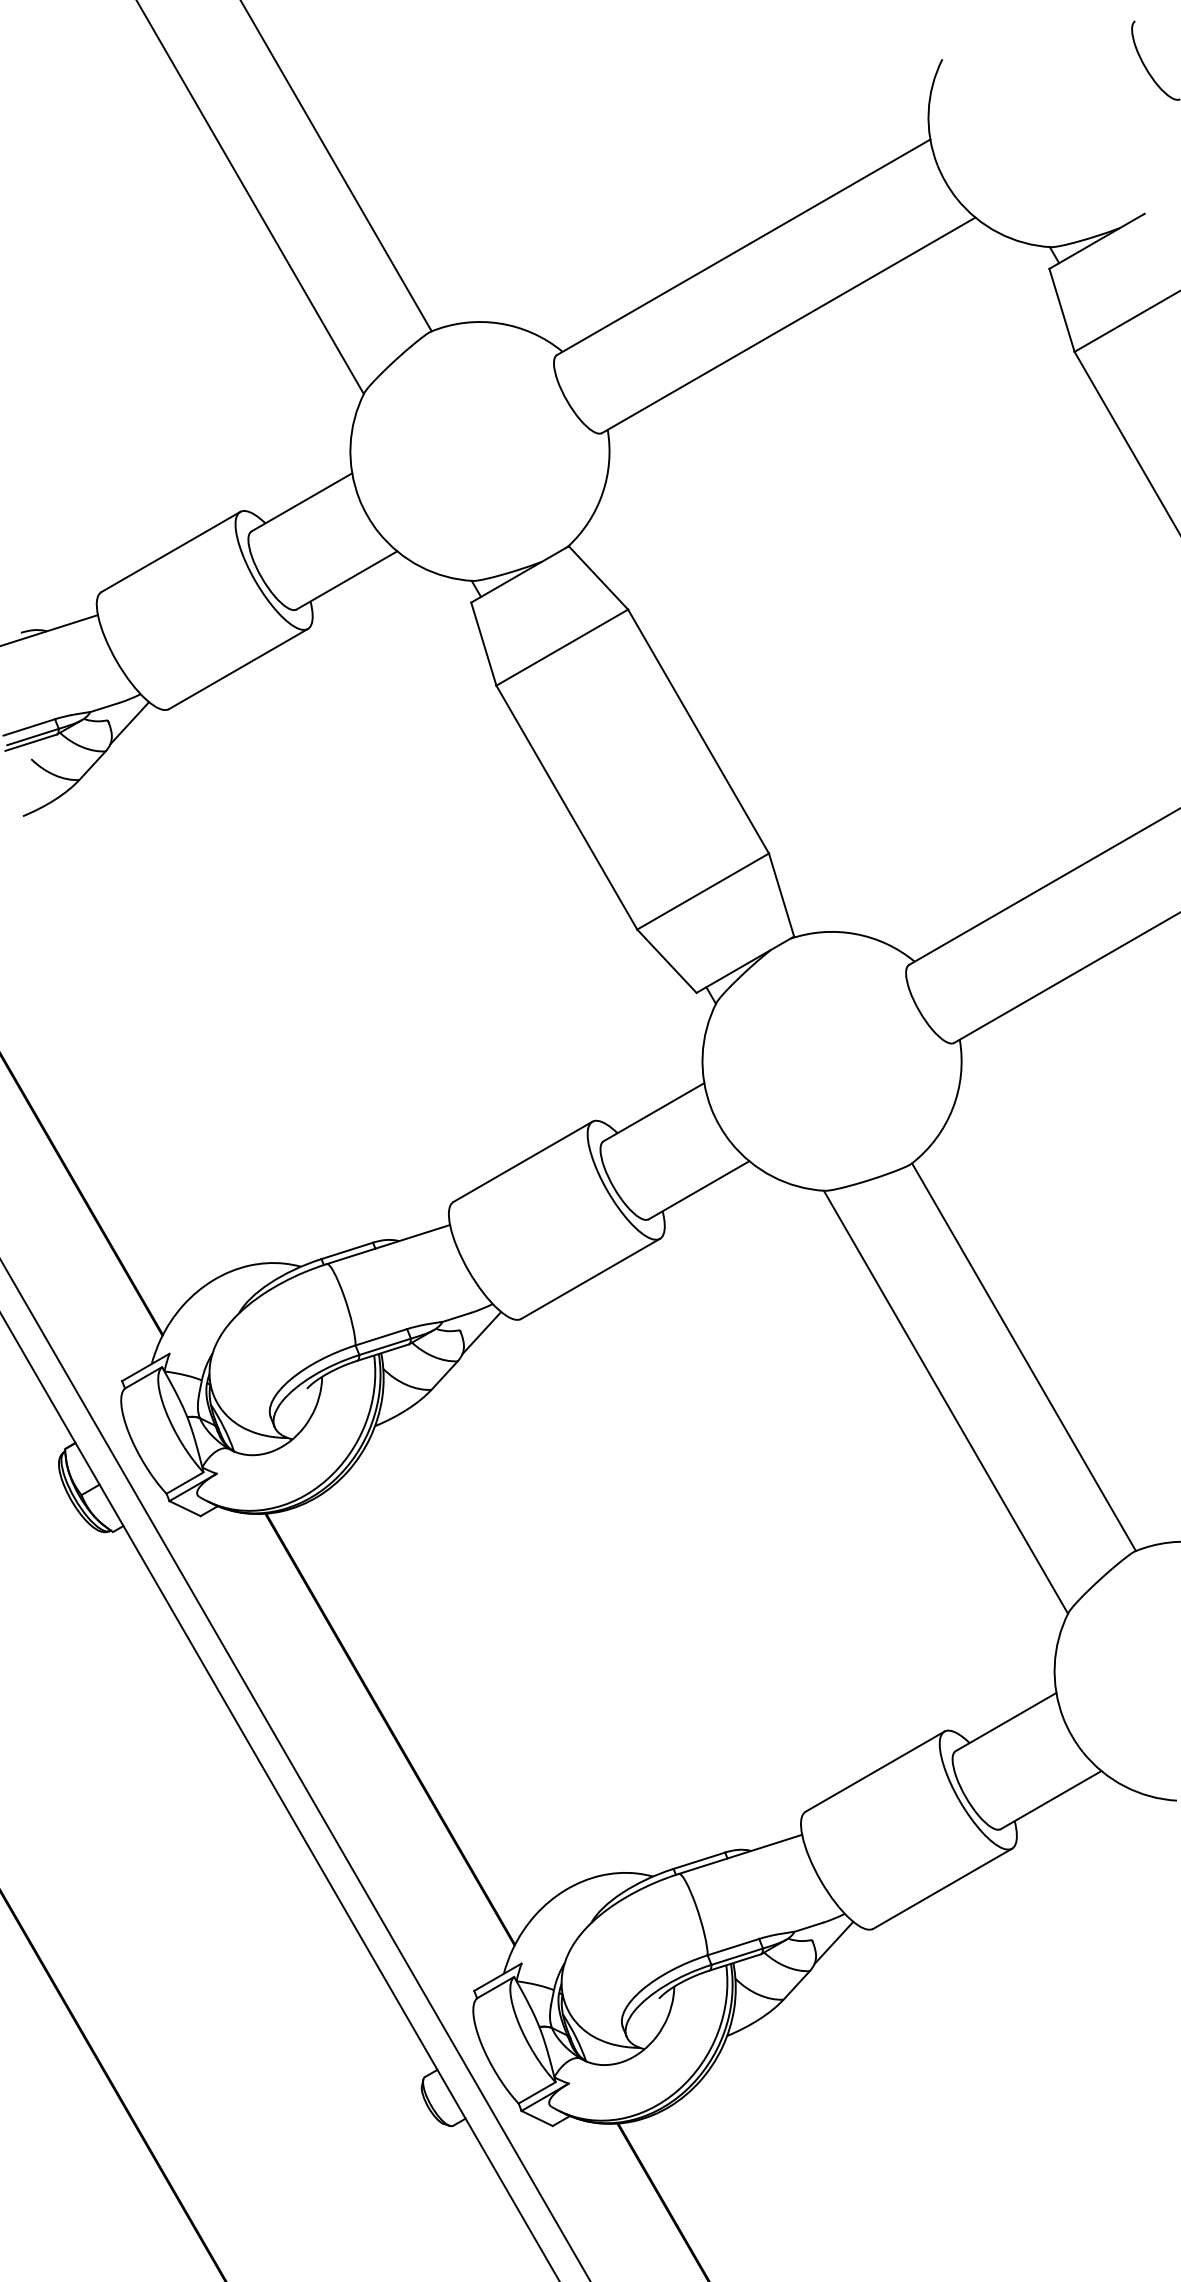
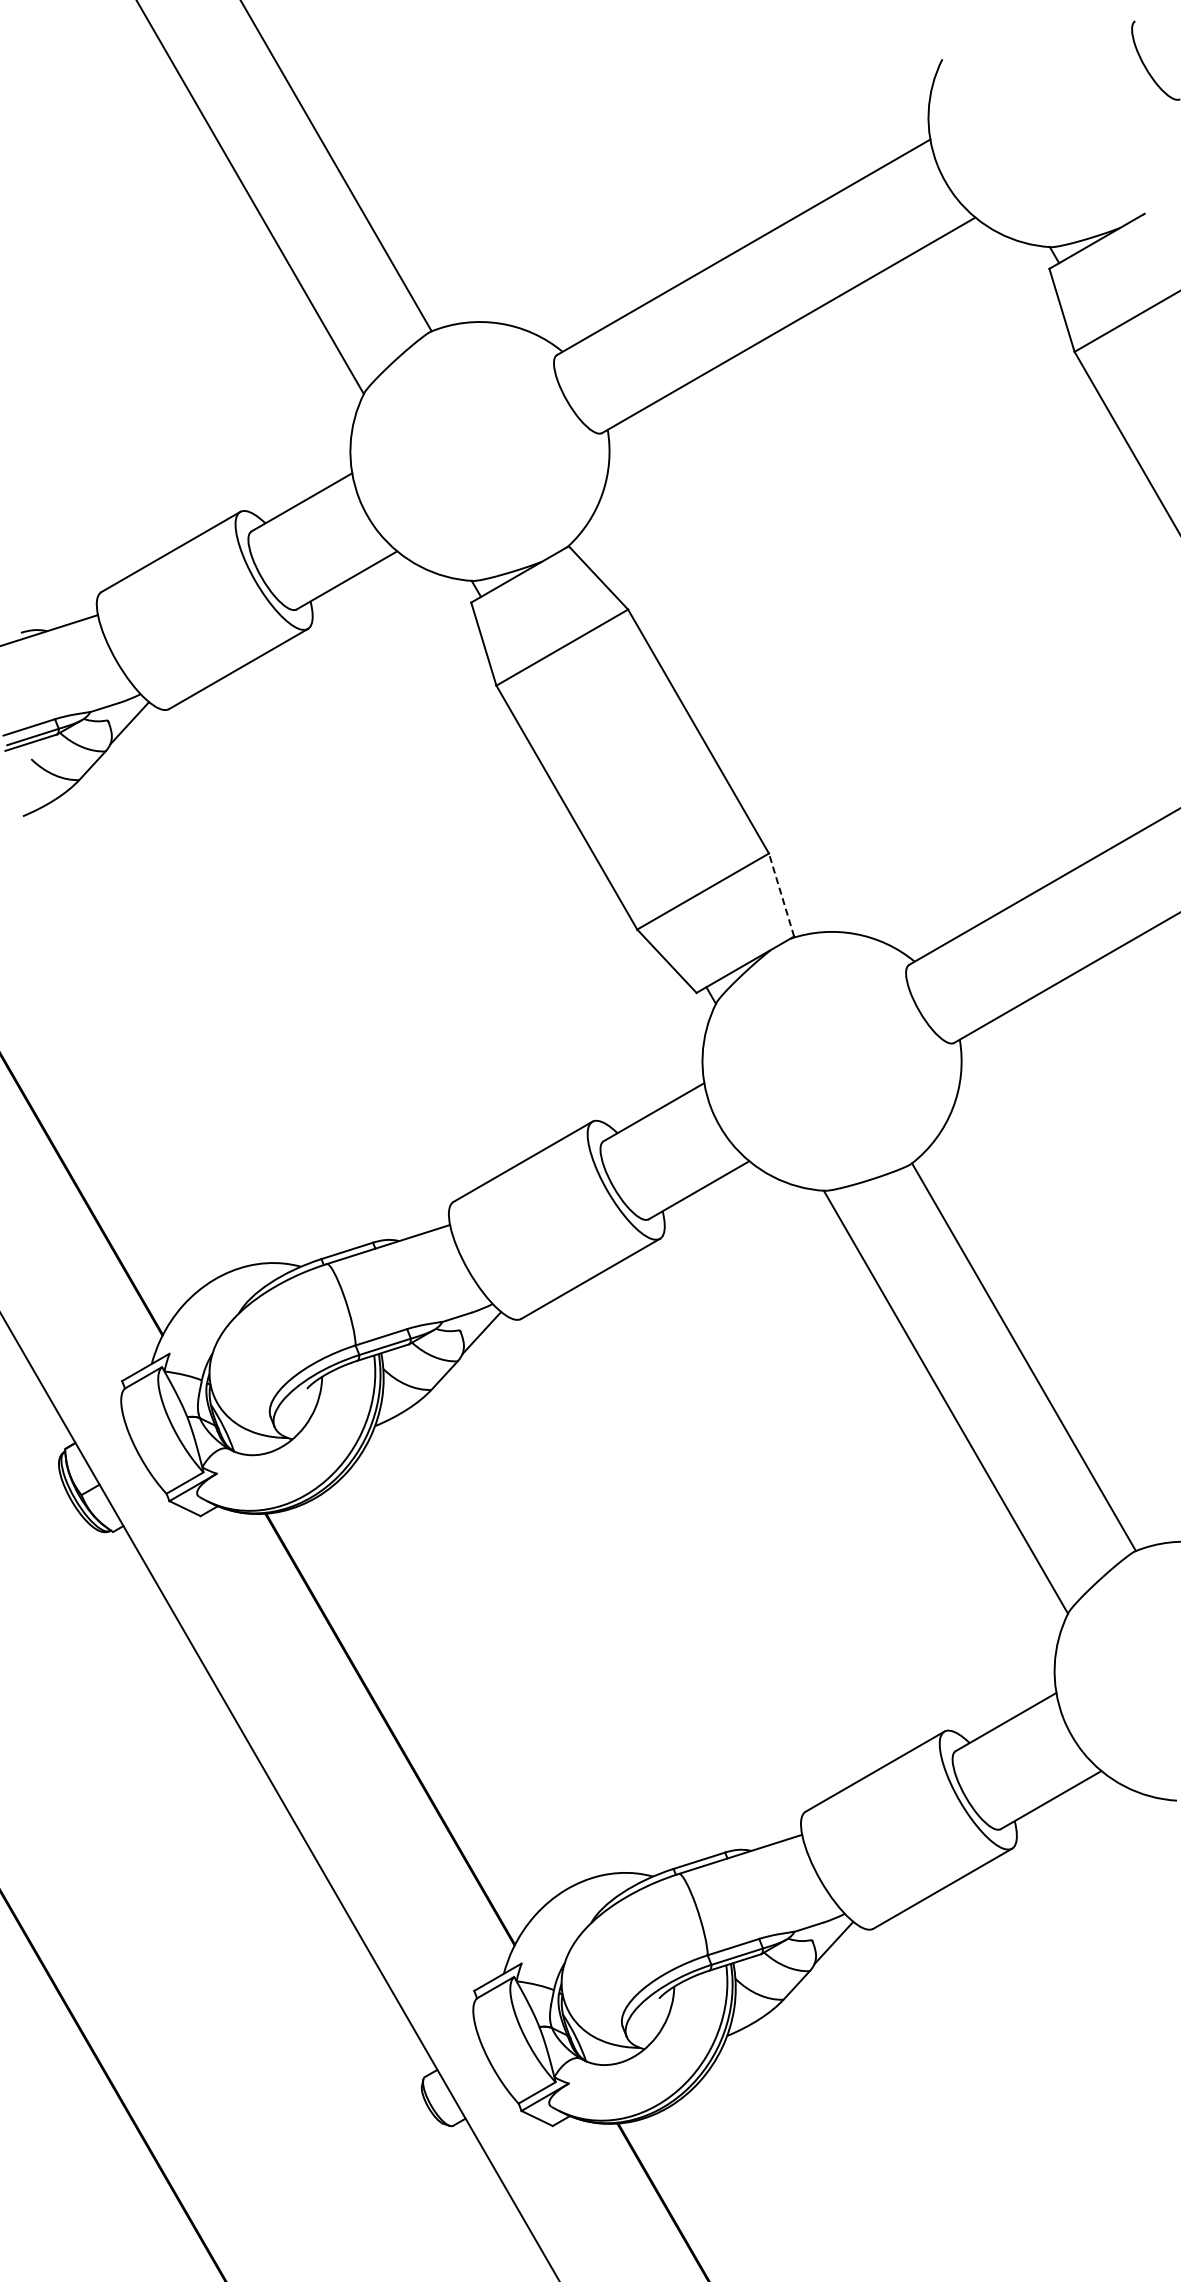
line: solid -> dashed (781, 894)
line: present -> none (295, 1770)
